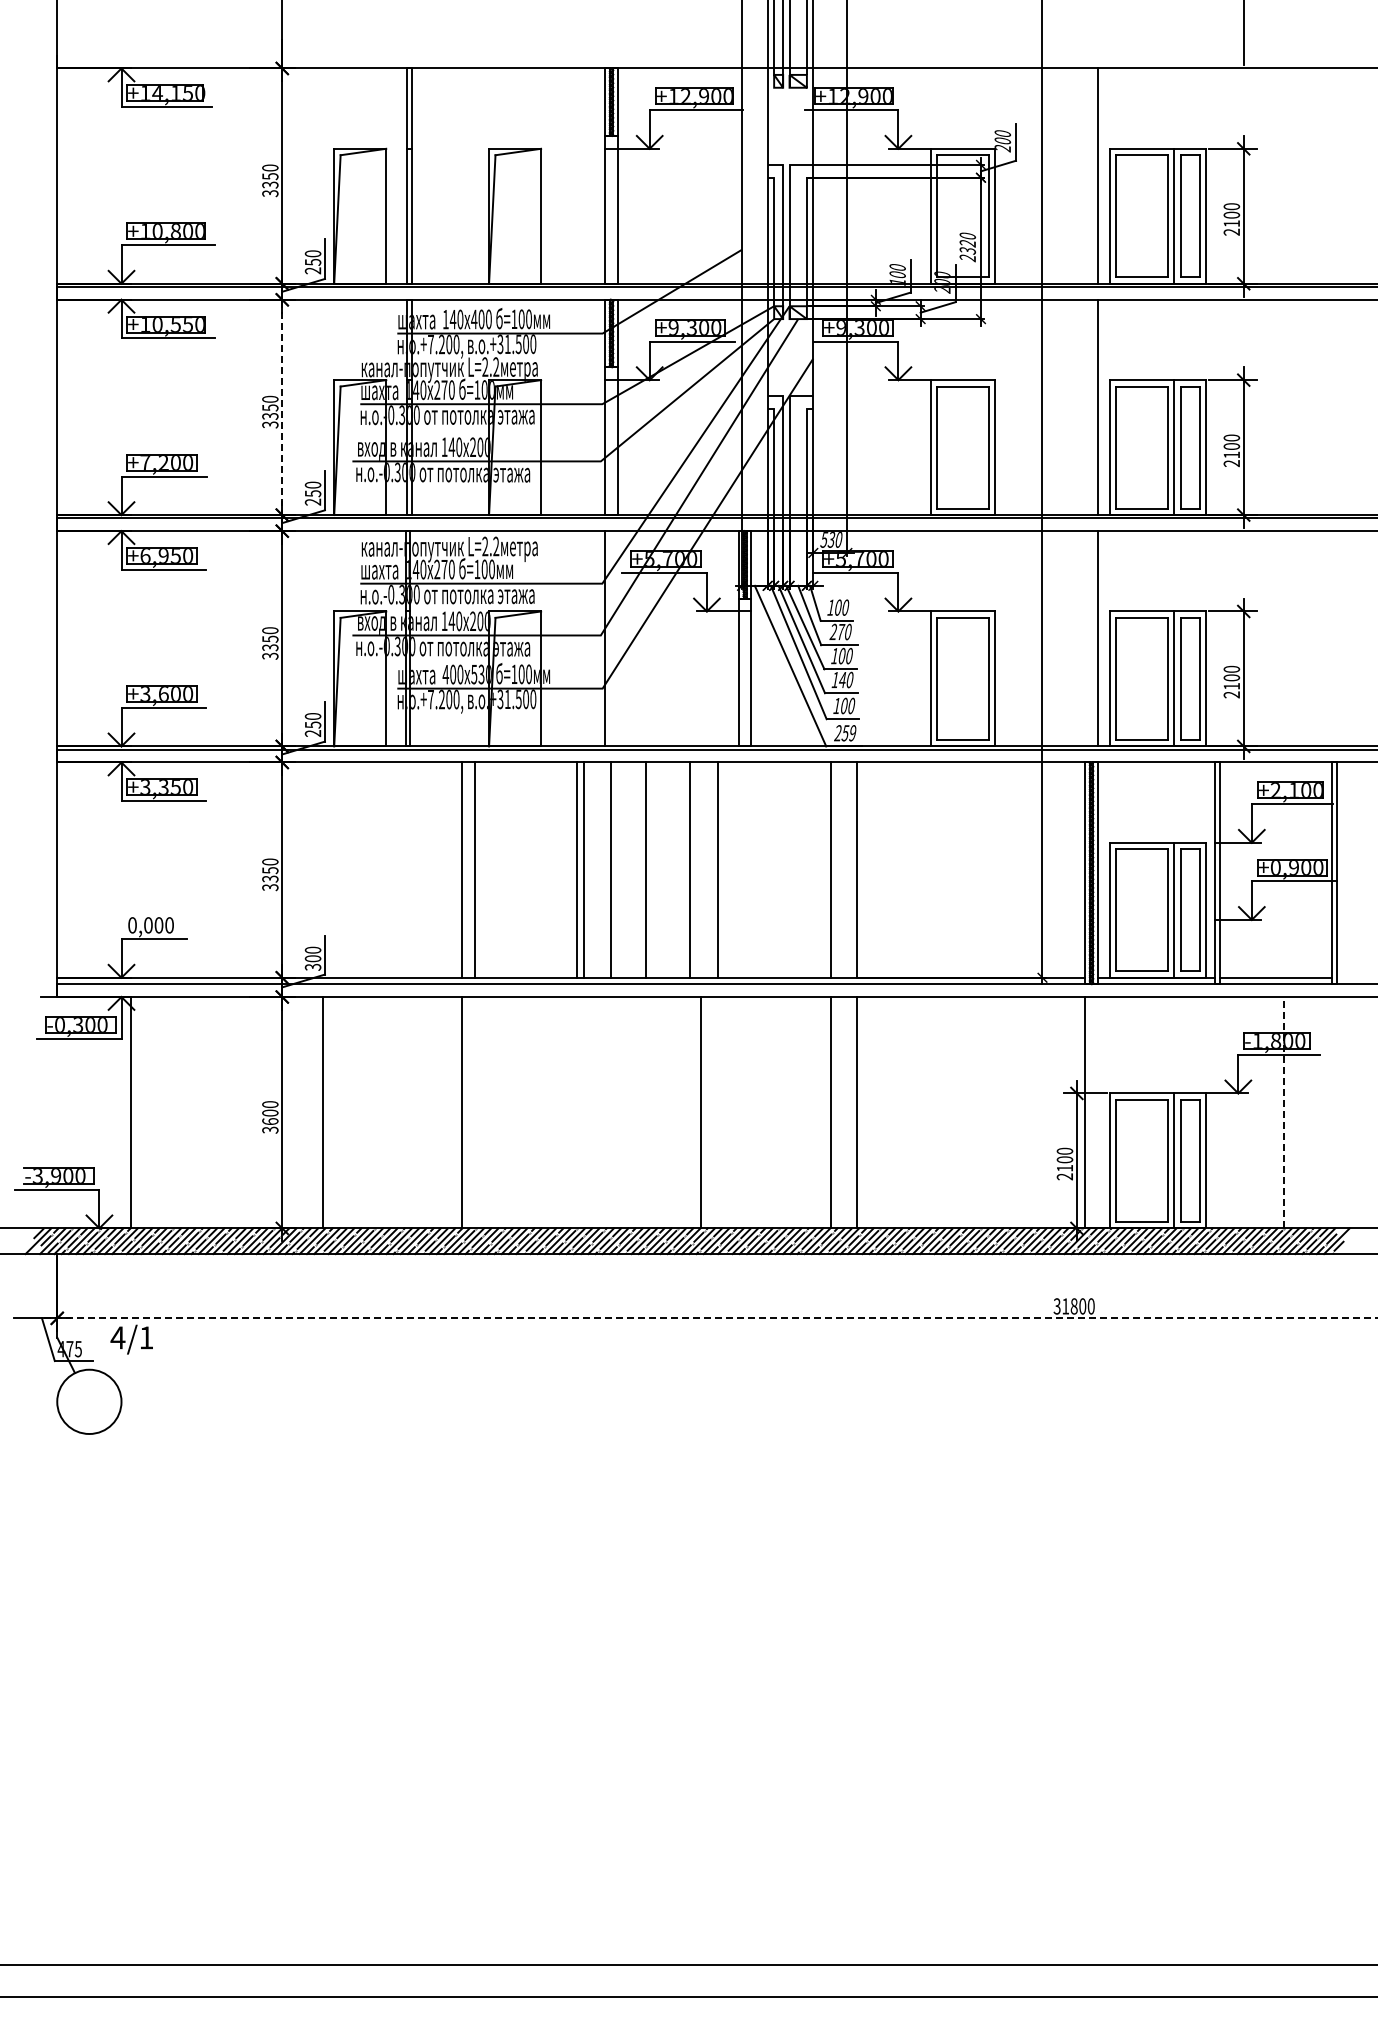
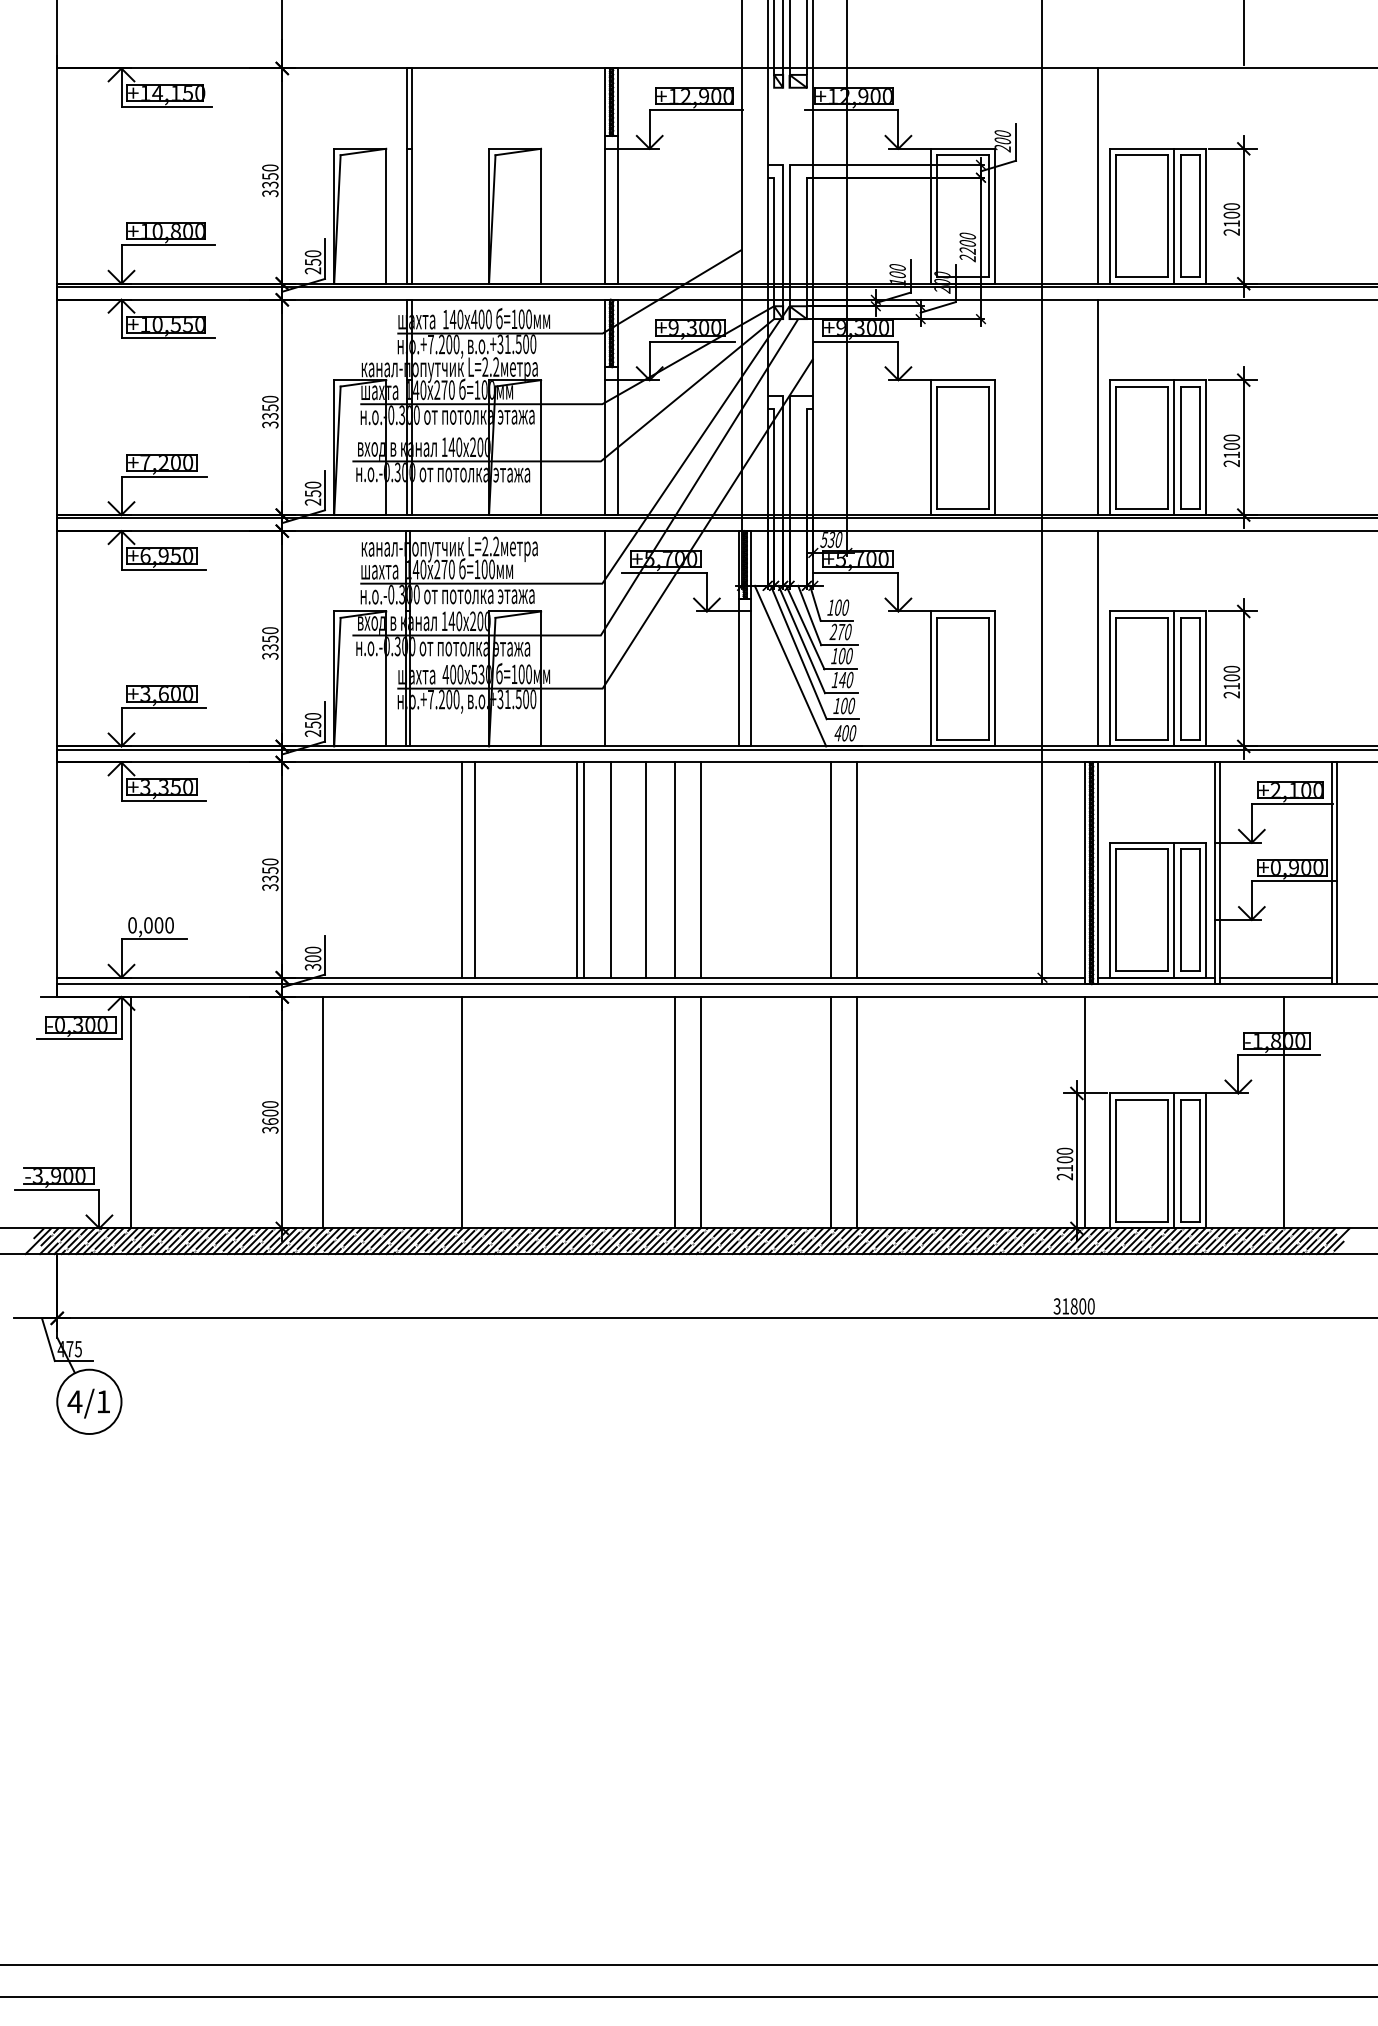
text: 2320 -> 2200 (967, 247)
line: dashed -> solid (282, 406)
text: 259 -> 400 (844, 733)
line position: (689, 869) -> (674, 869) (674, 869)
line position: (717, 869) -> (700, 869) (700, 869)
line: none -> present (674, 1112)
line: dashed -> solid (1283, 1112)
line: dashed -> solid (711, 1318)
text position: (131, 1339) -> (88, 1403) (88, 1403)
